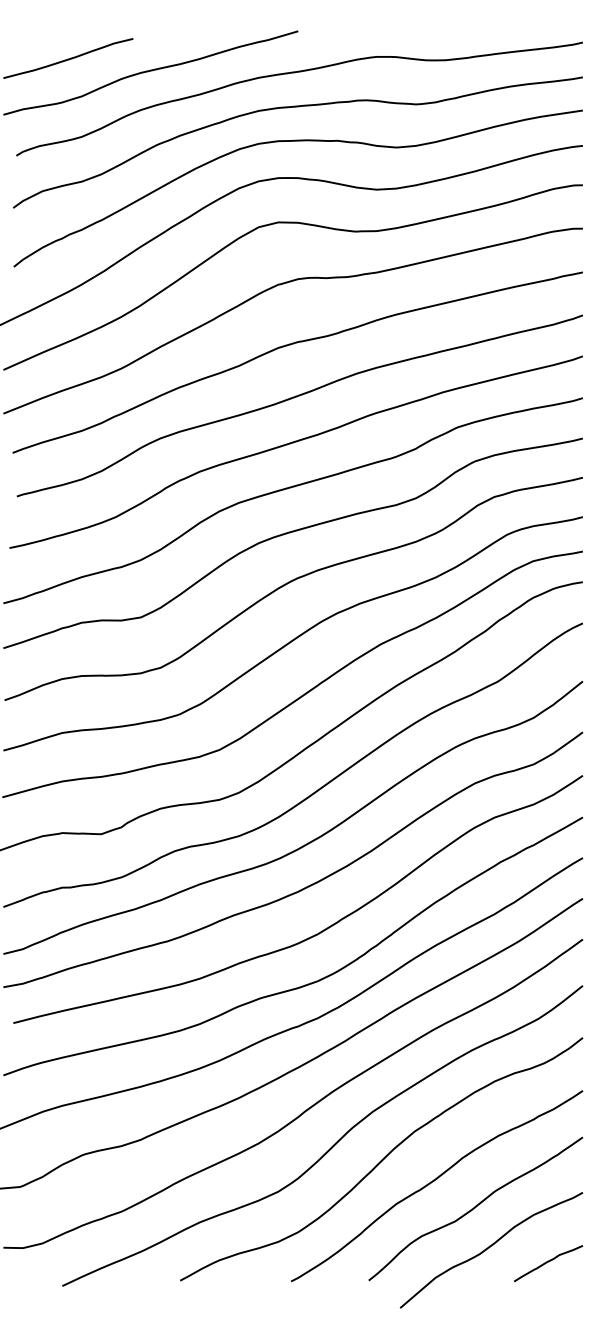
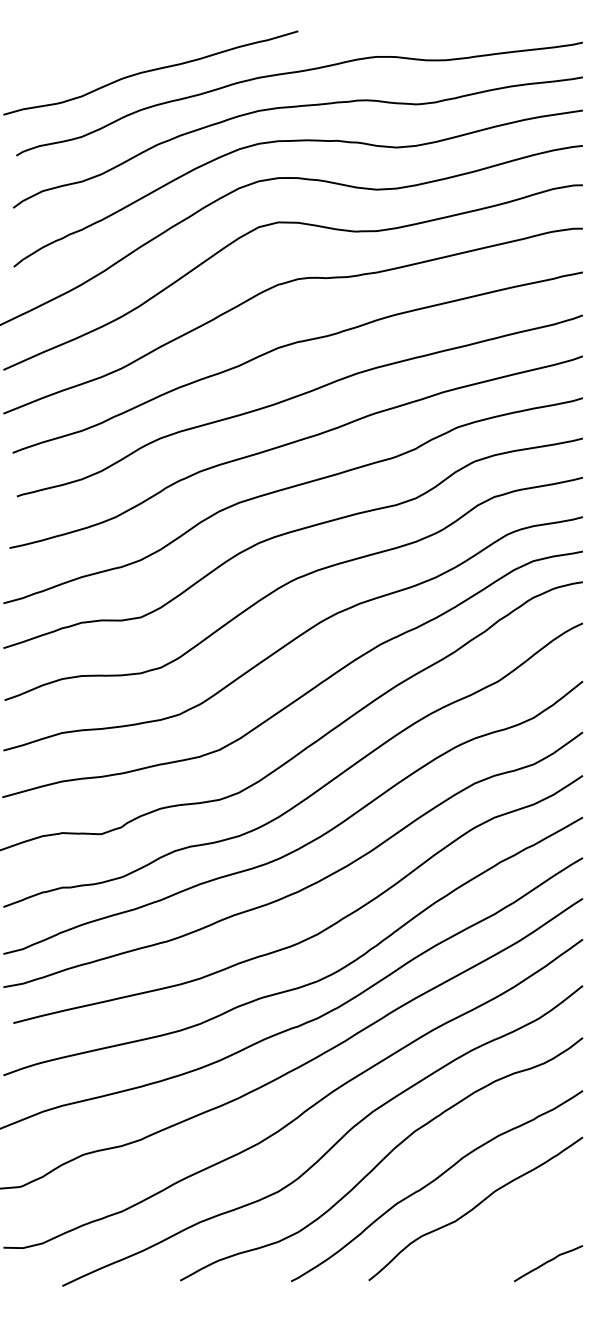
curve: present -> none (68, 58)
curve: present -> none (489, 1248)
